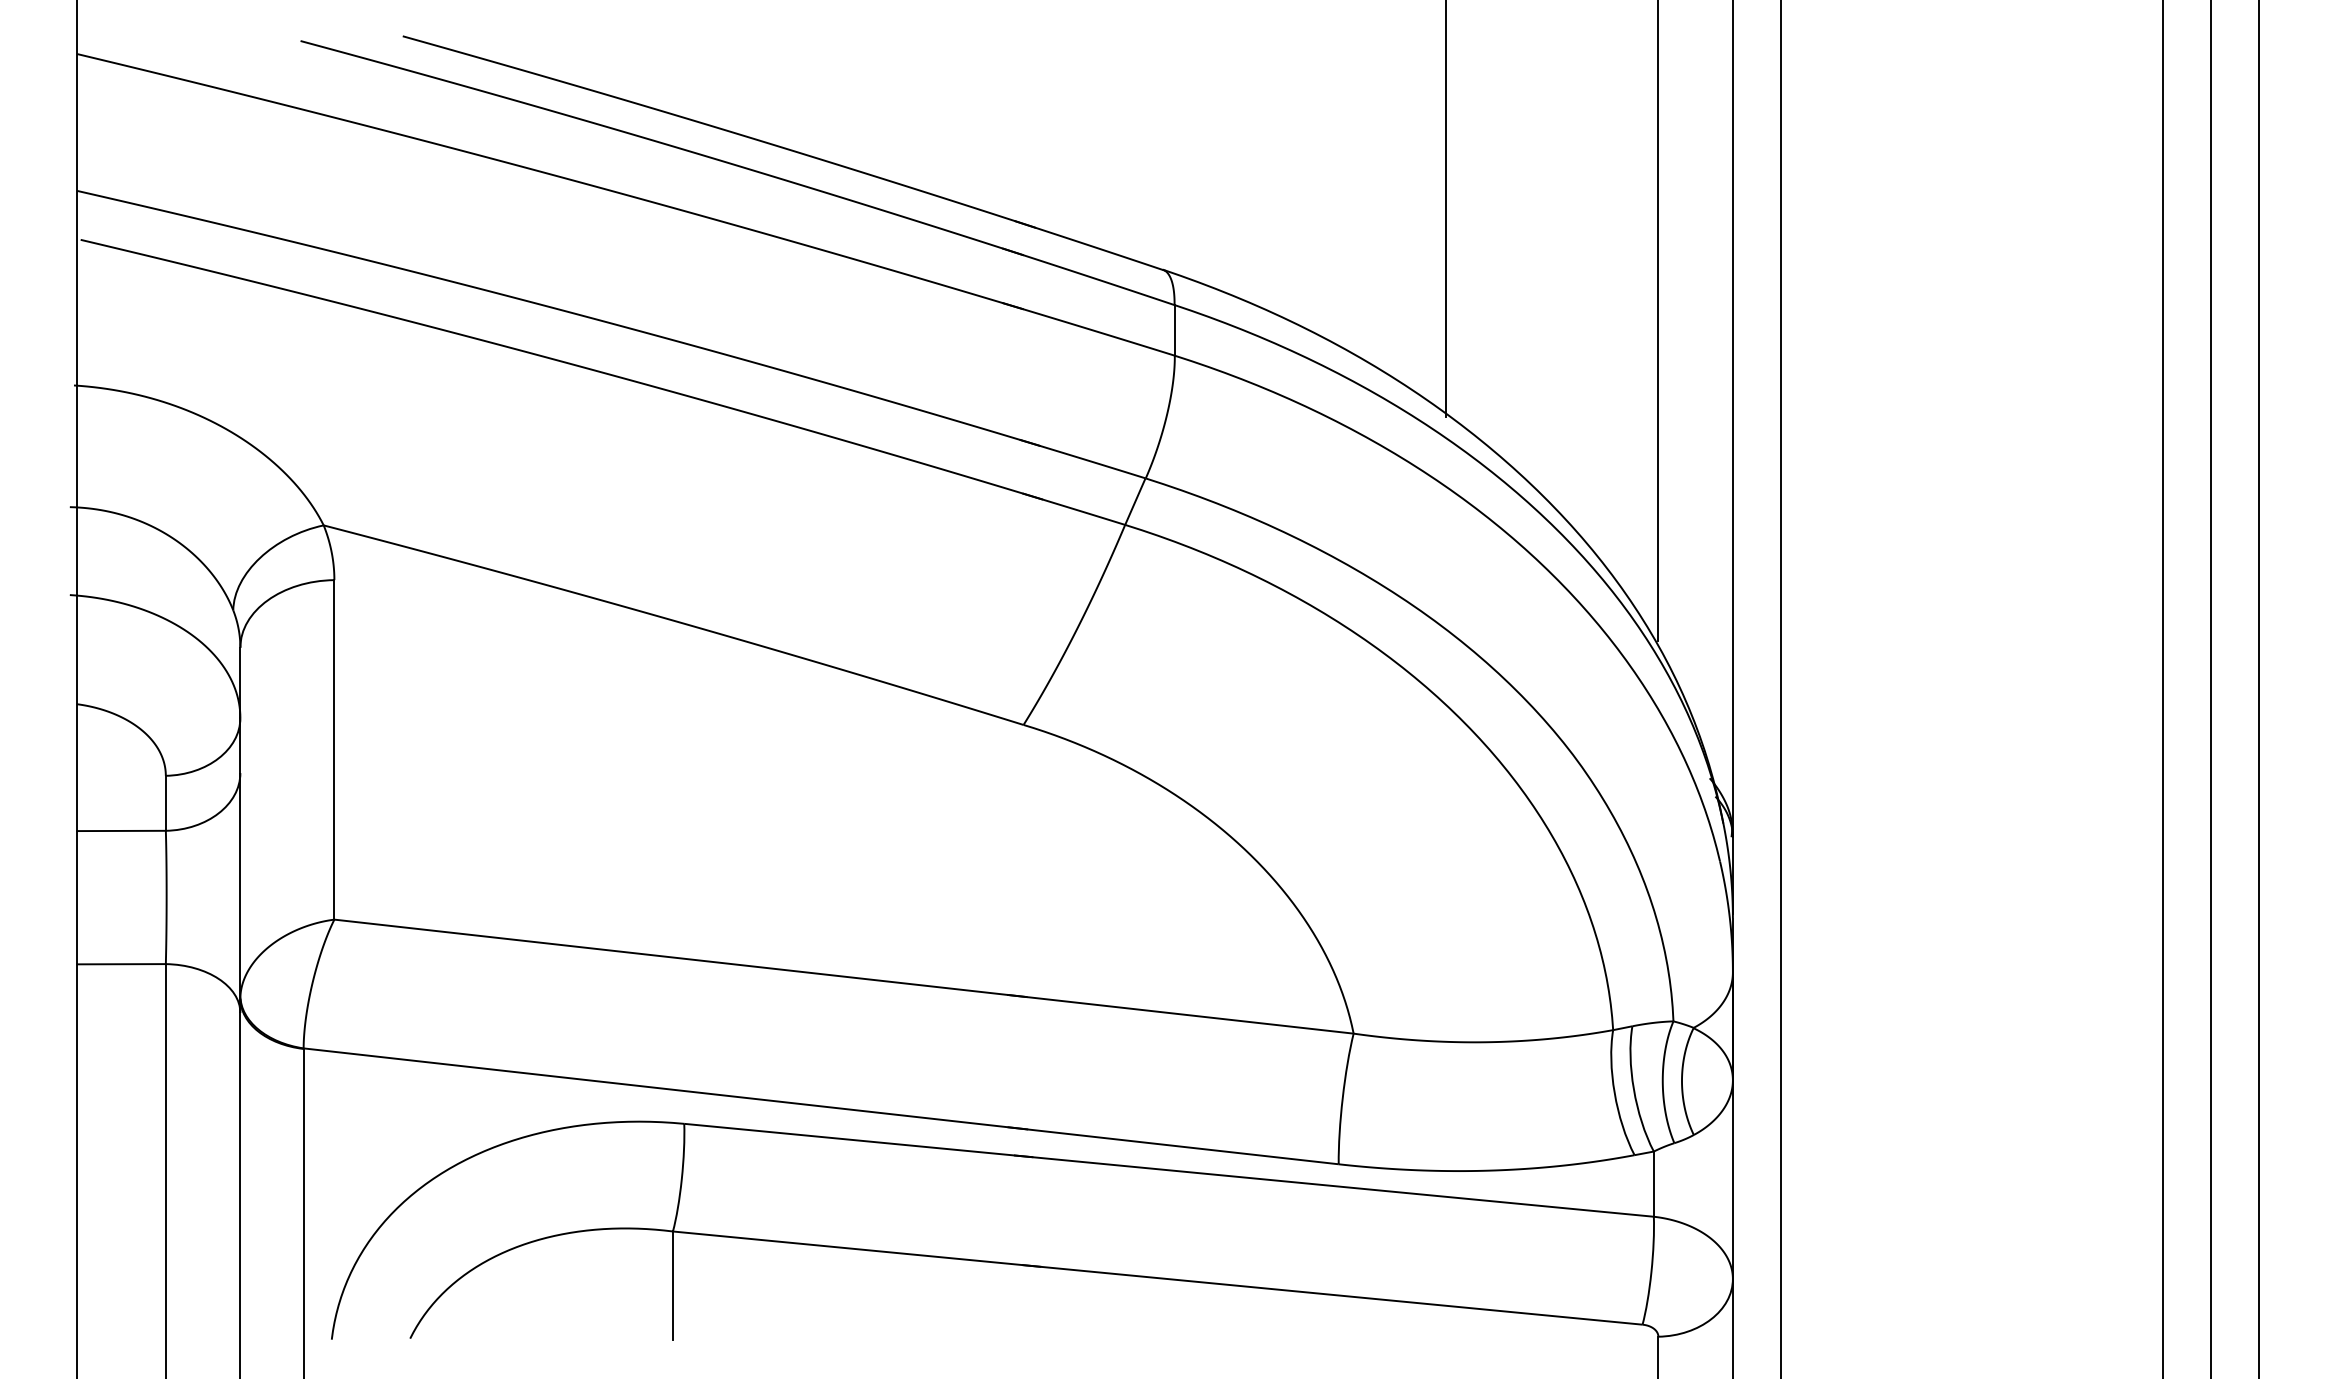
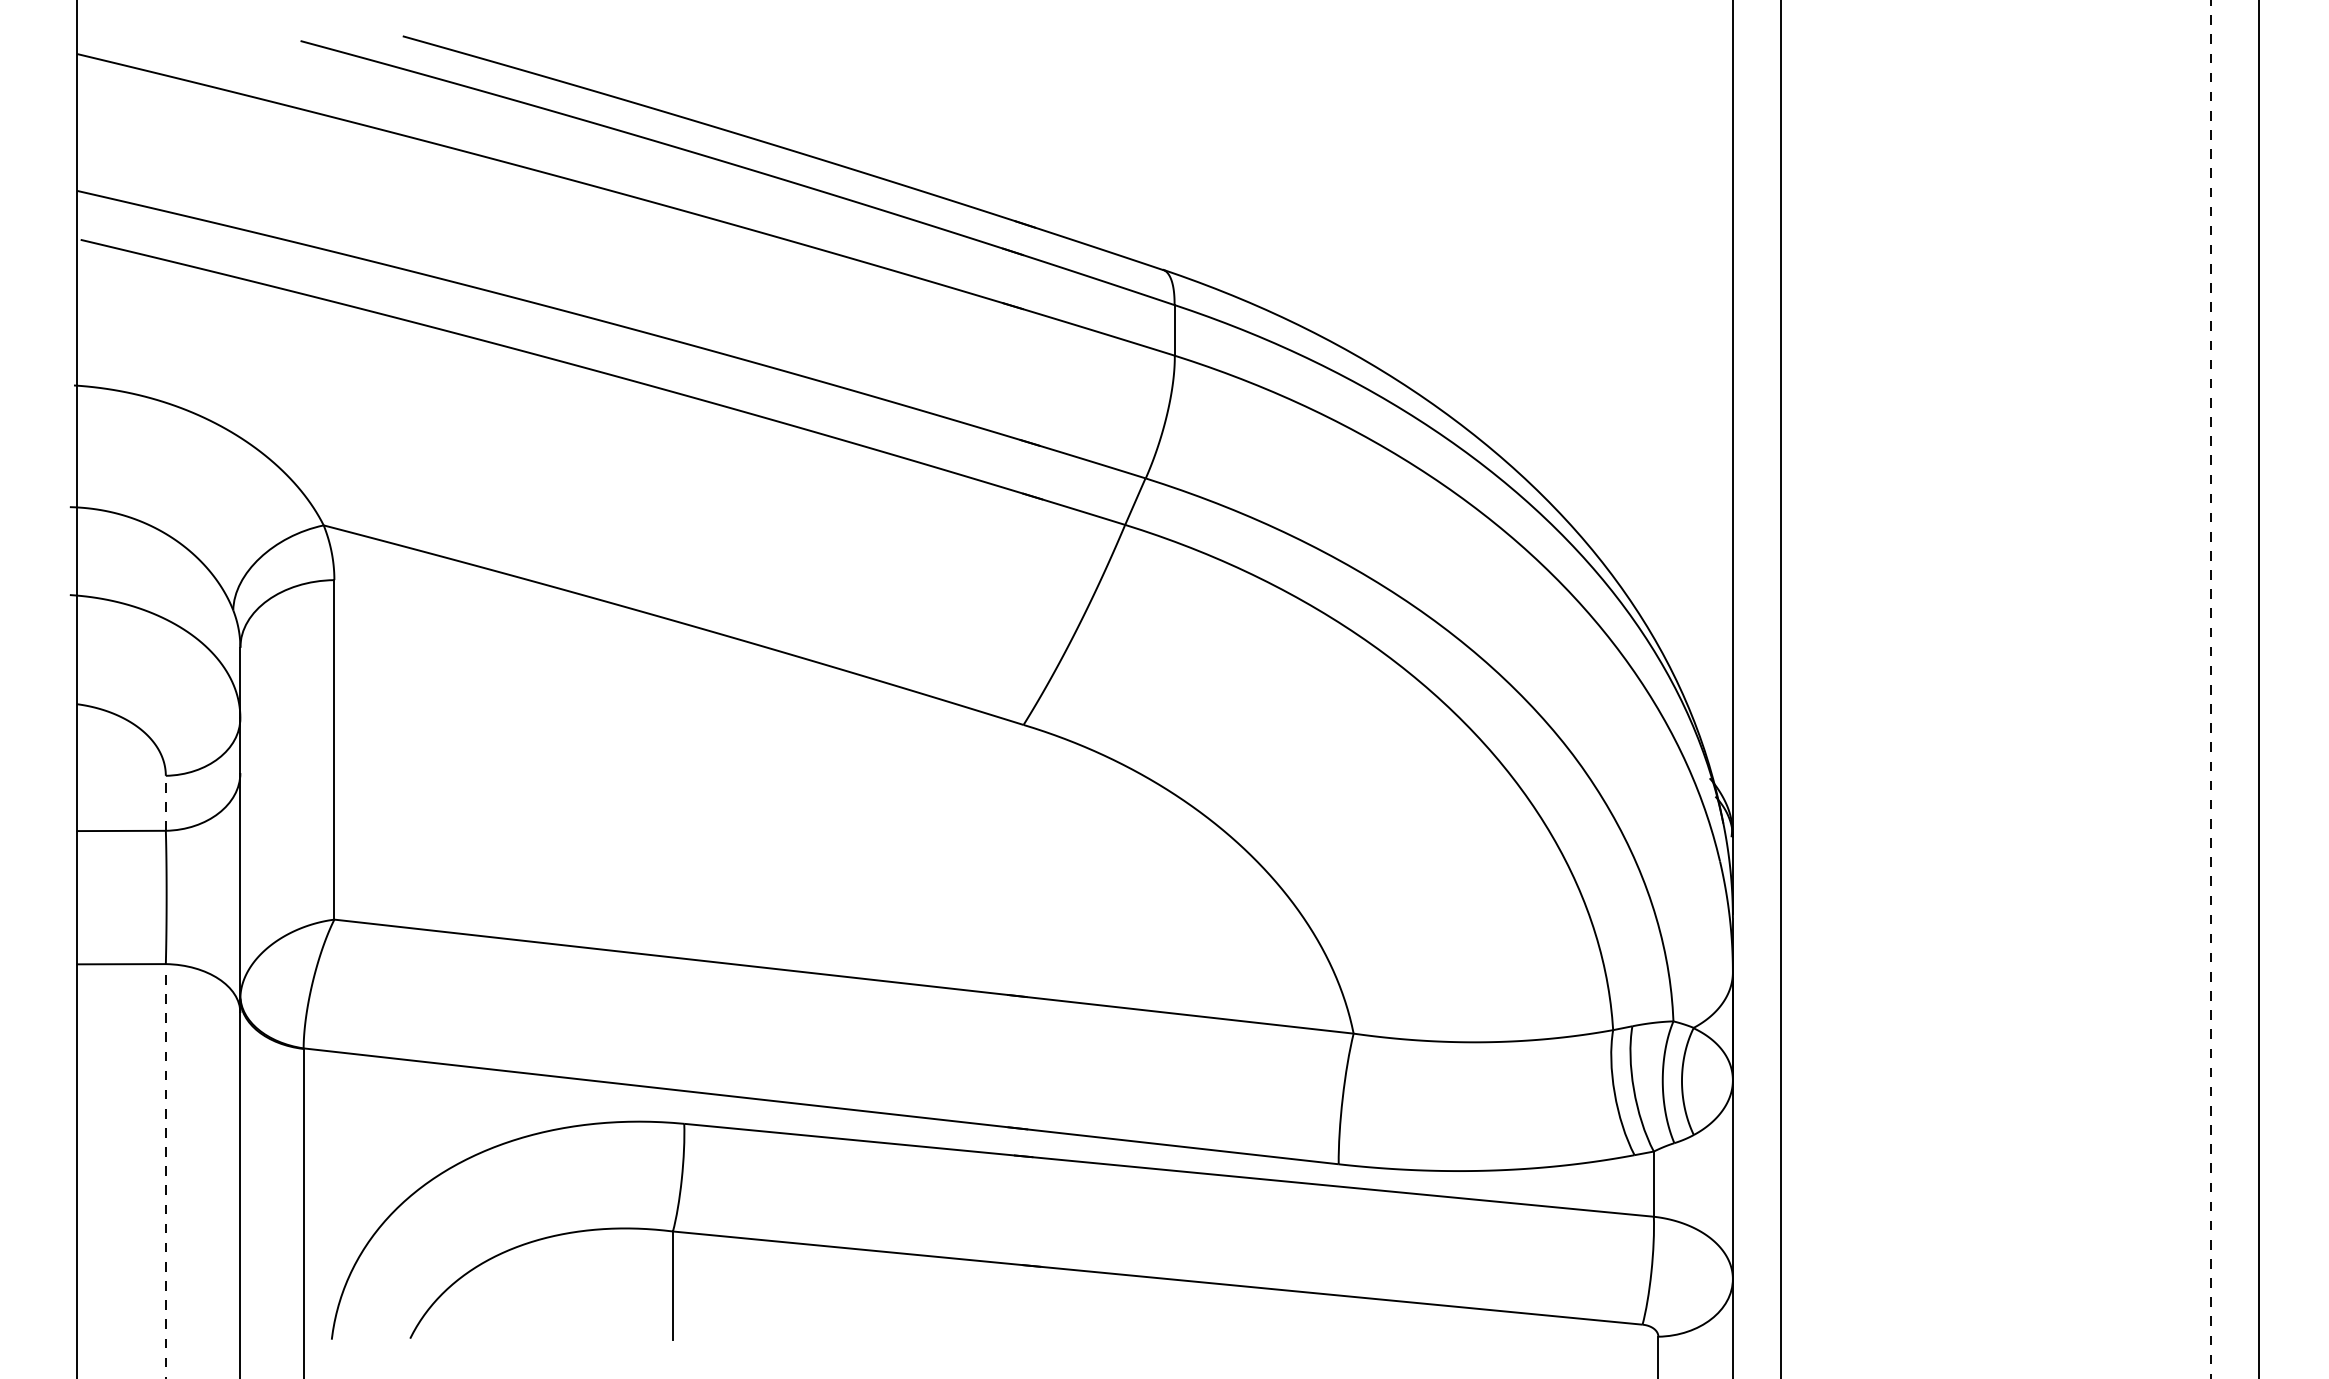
line: present -> none (1445, 209)
line: present -> none (1658, 321)
line: present -> none (2163, 688)
line: solid -> dashed (2211, 689)
line: solid -> dashed (165, 802)
line: solid -> dashed (165, 1171)
